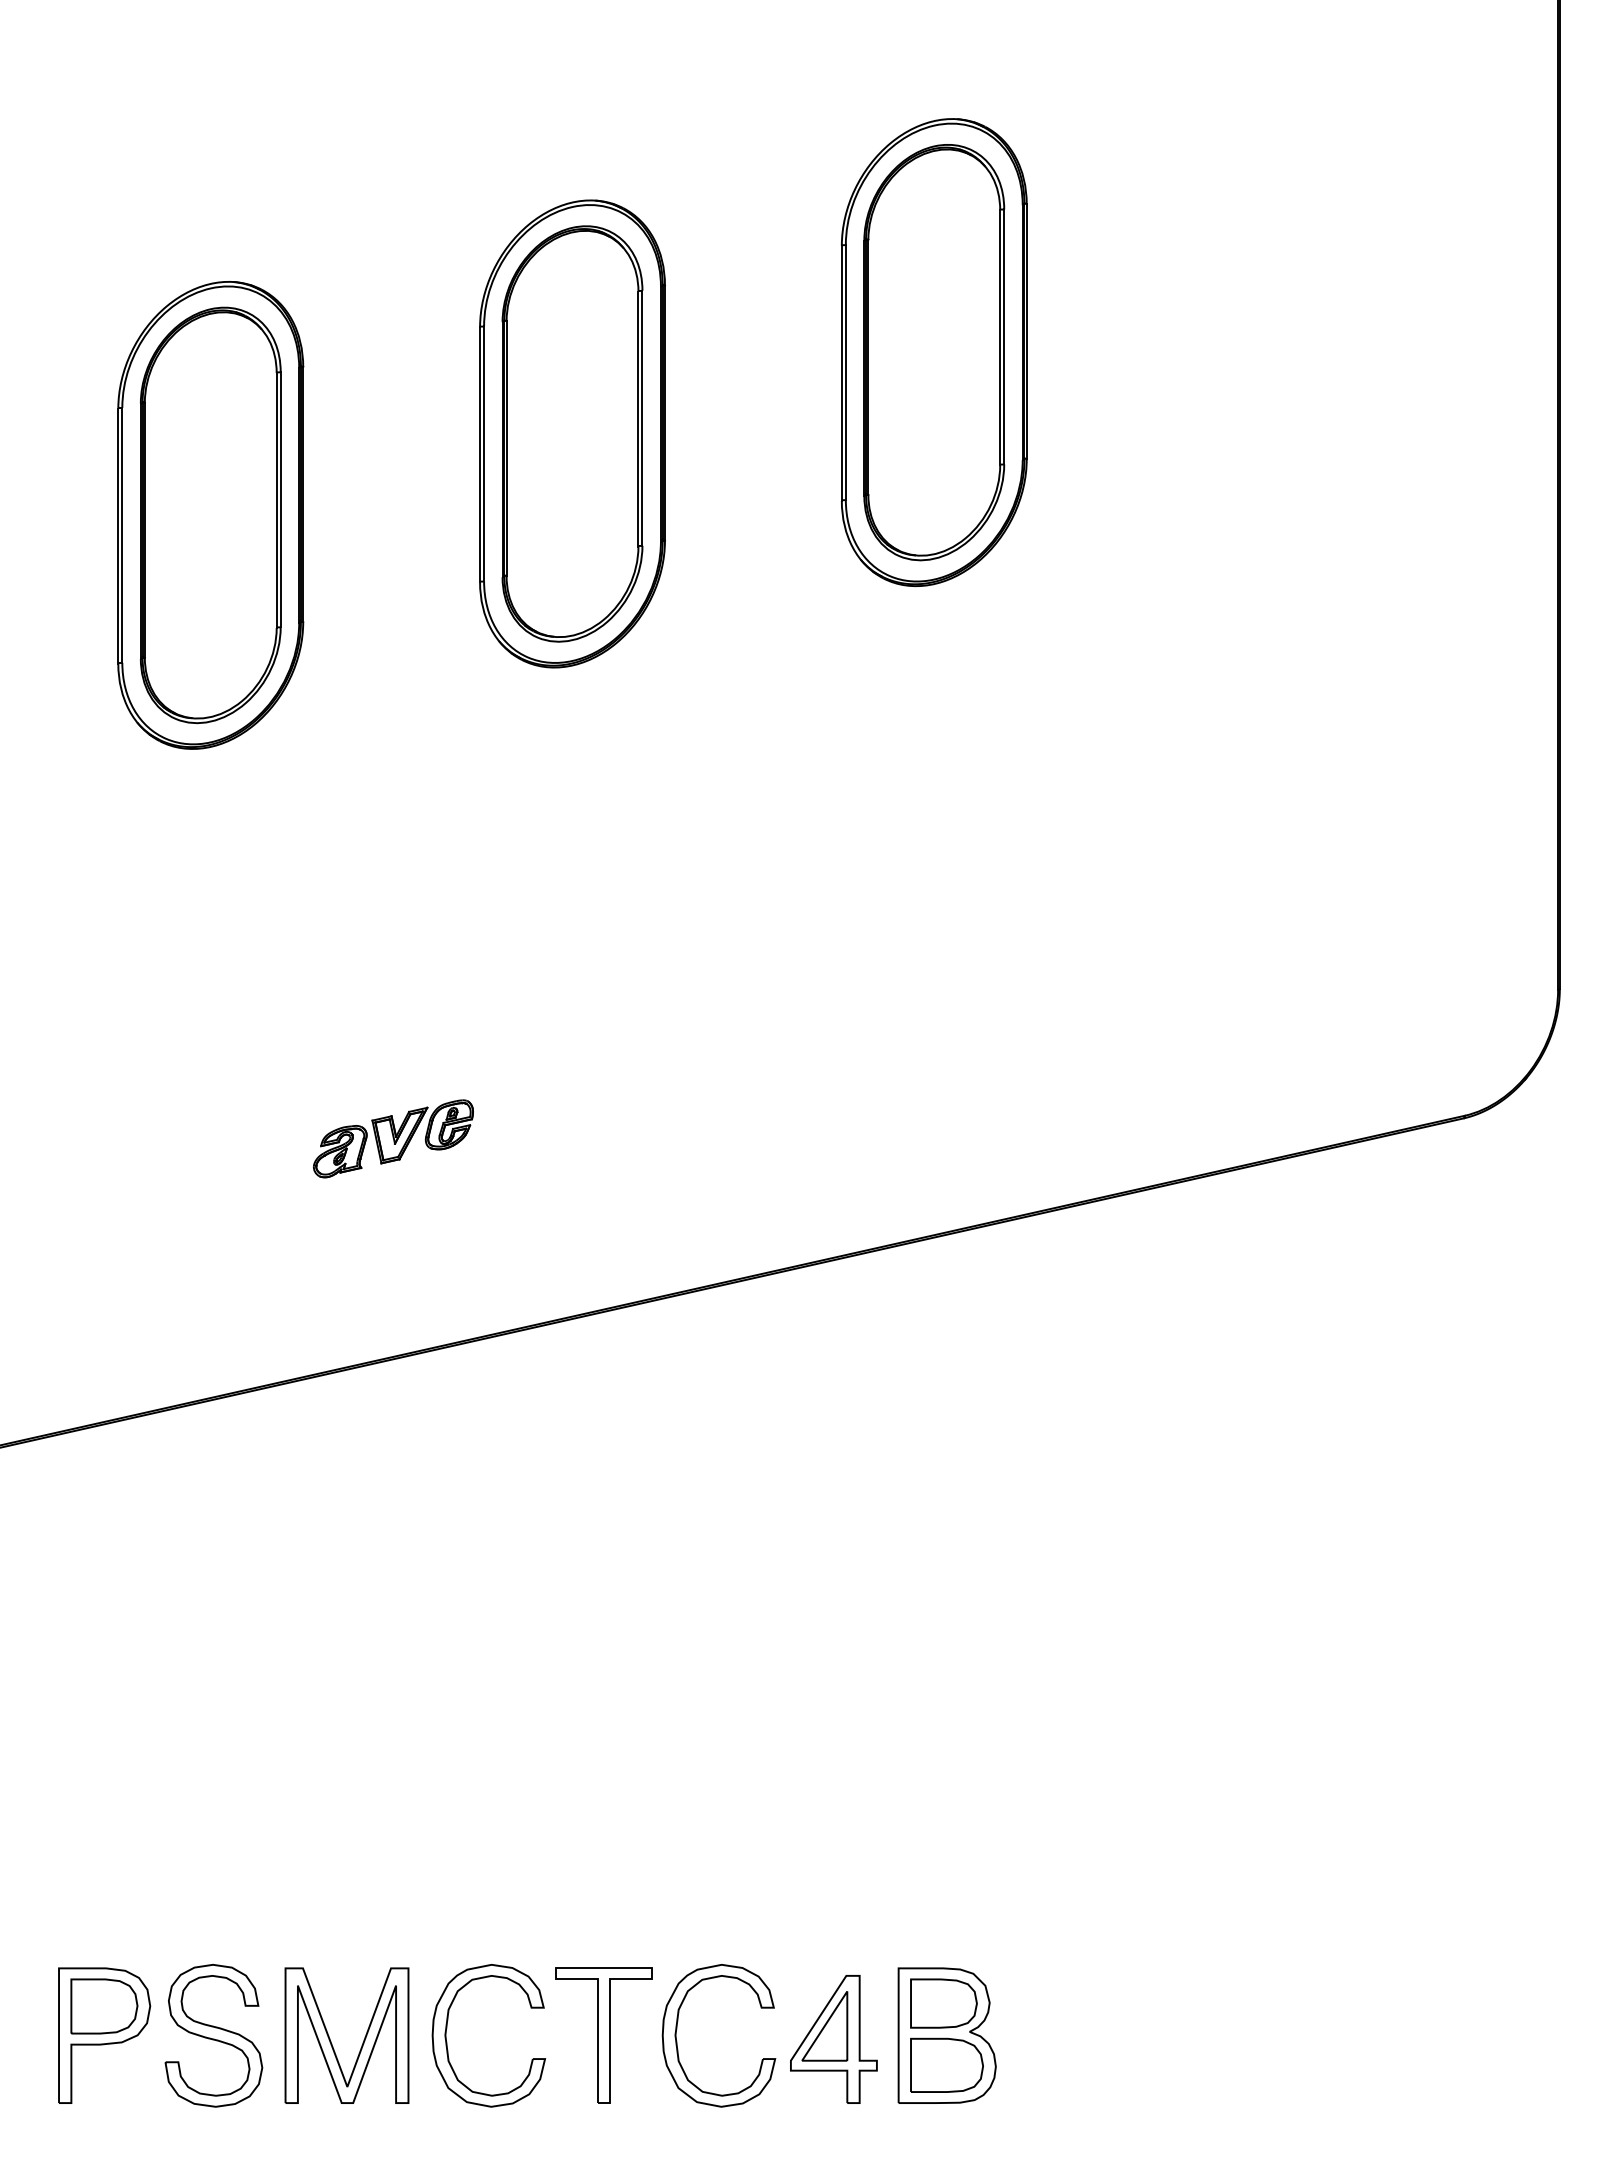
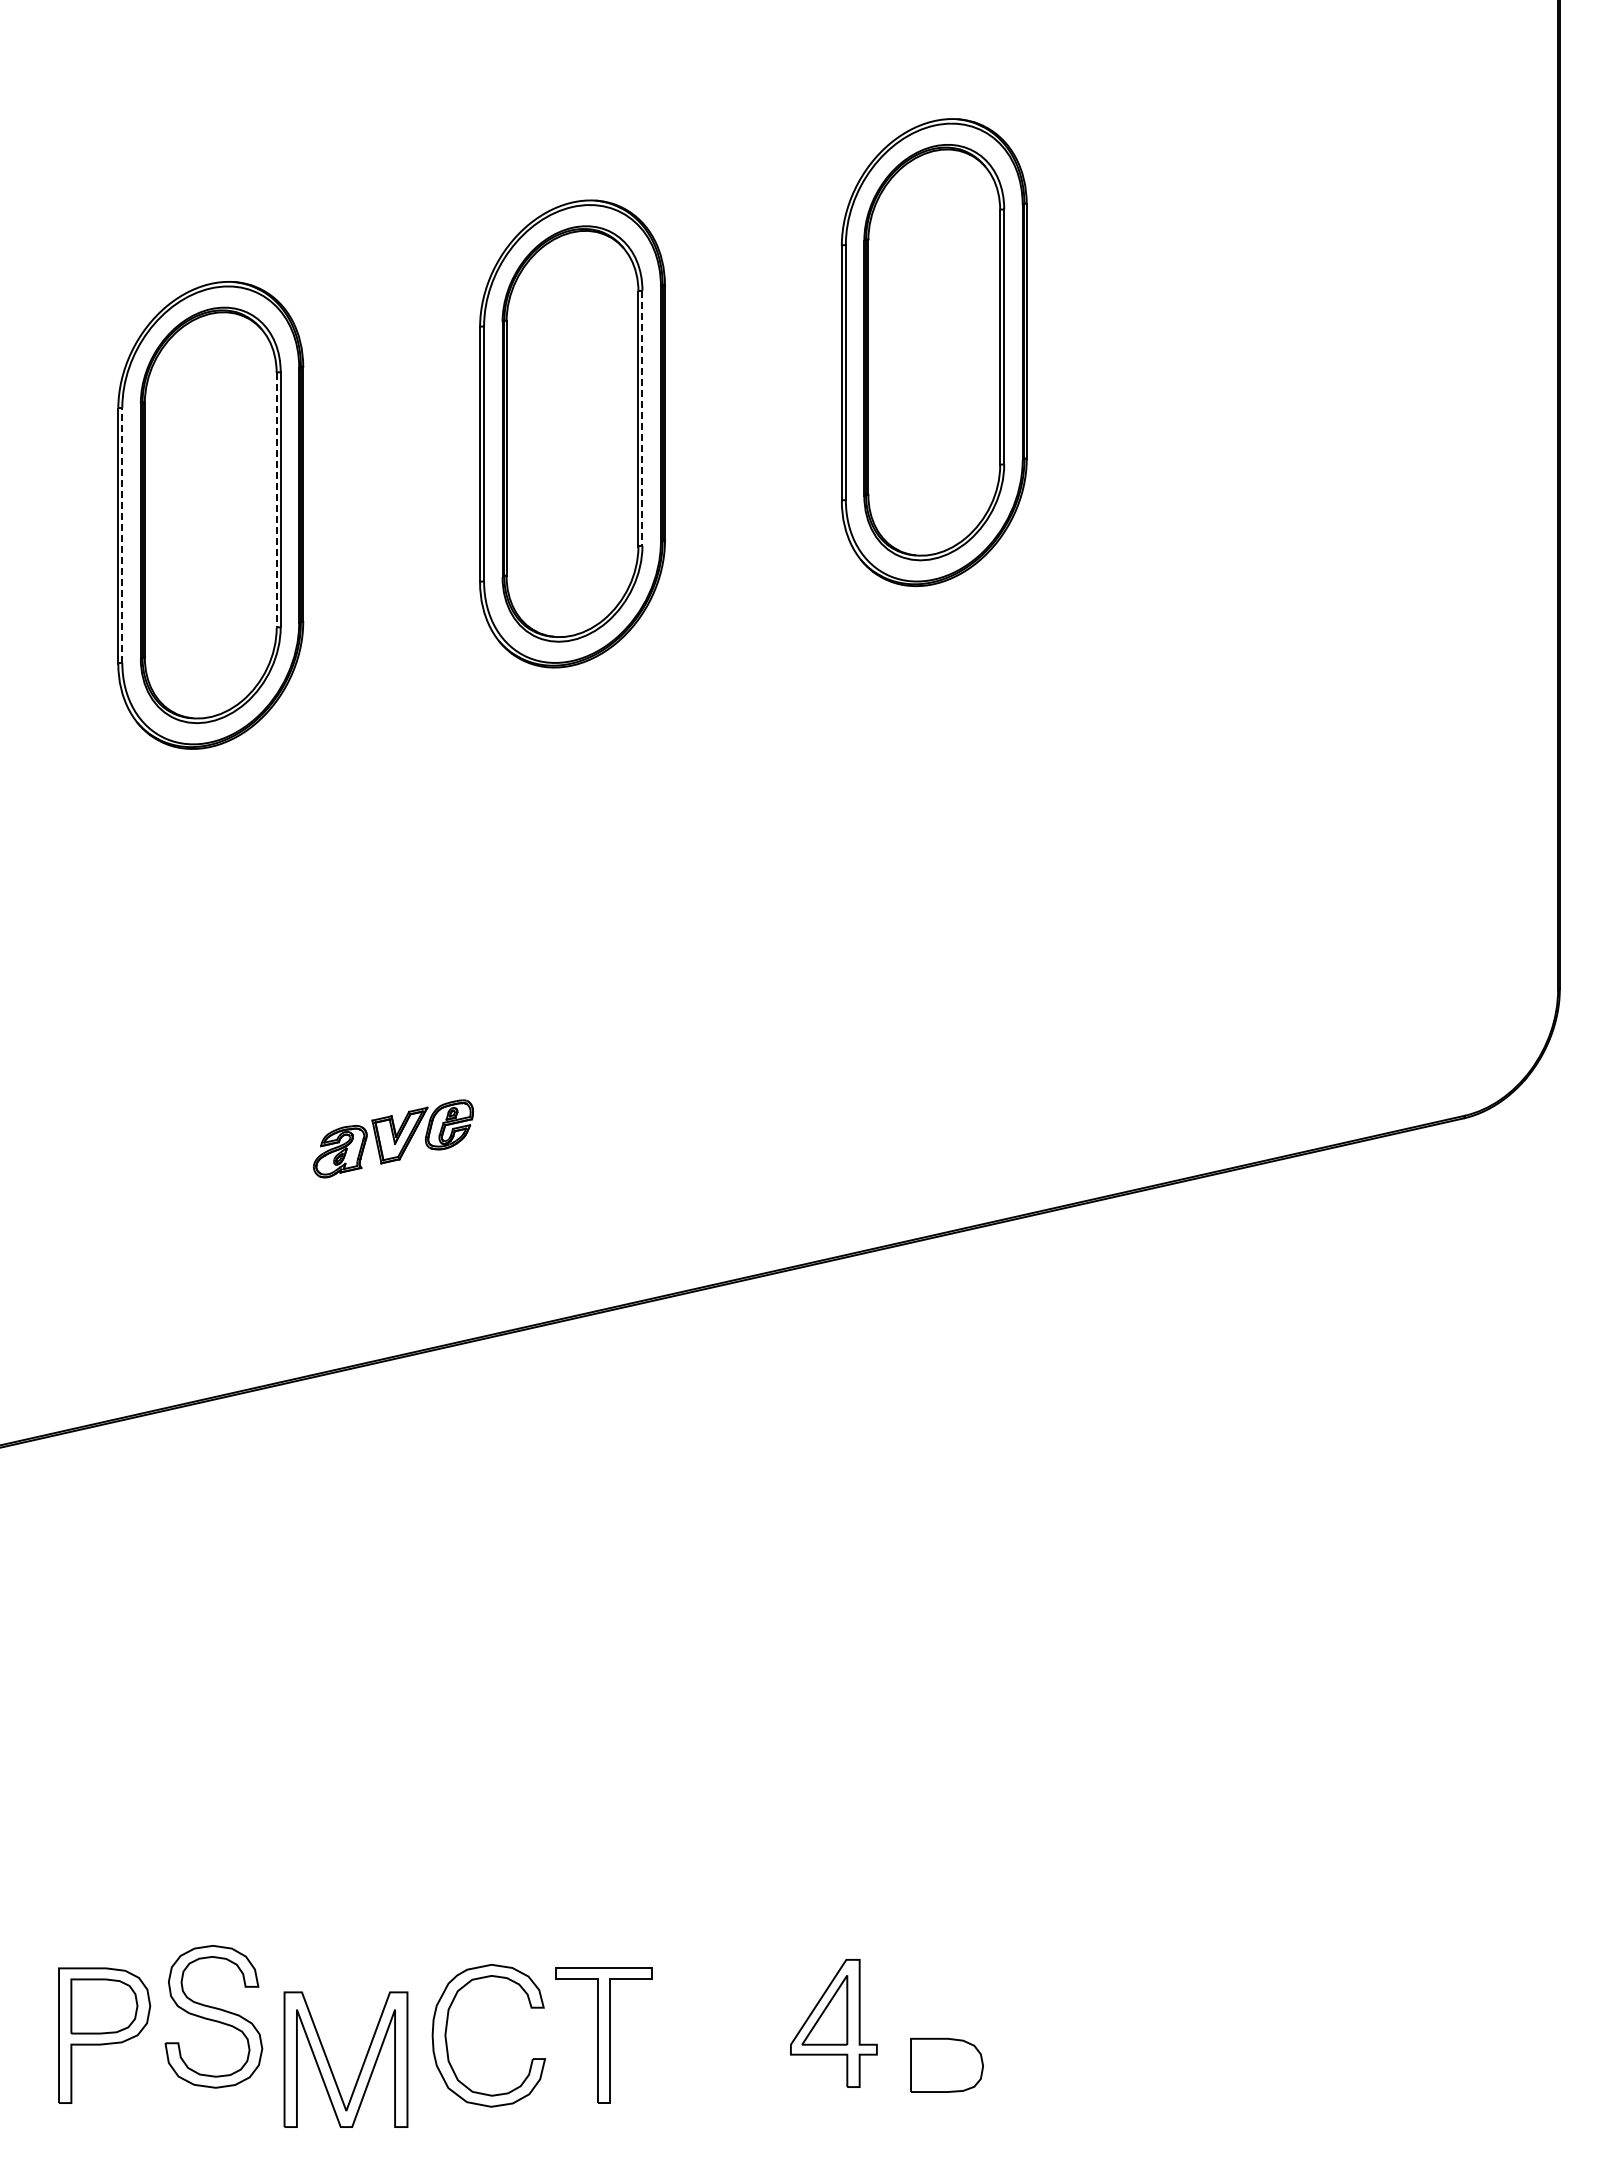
line: solid -> dashed (642, 418)
line: solid -> dashed (276, 500)
line: solid -> dashed (122, 535)
part: present -> none (677, 2029)
part position: (213, 2035) -> (213, 2016) (213, 2016)
part: present -> none (946, 2035)
part position: (833, 2039) -> (833, 2023) (833, 2023)
part position: (332, 2043) -> (331, 2067) (331, 2067)
